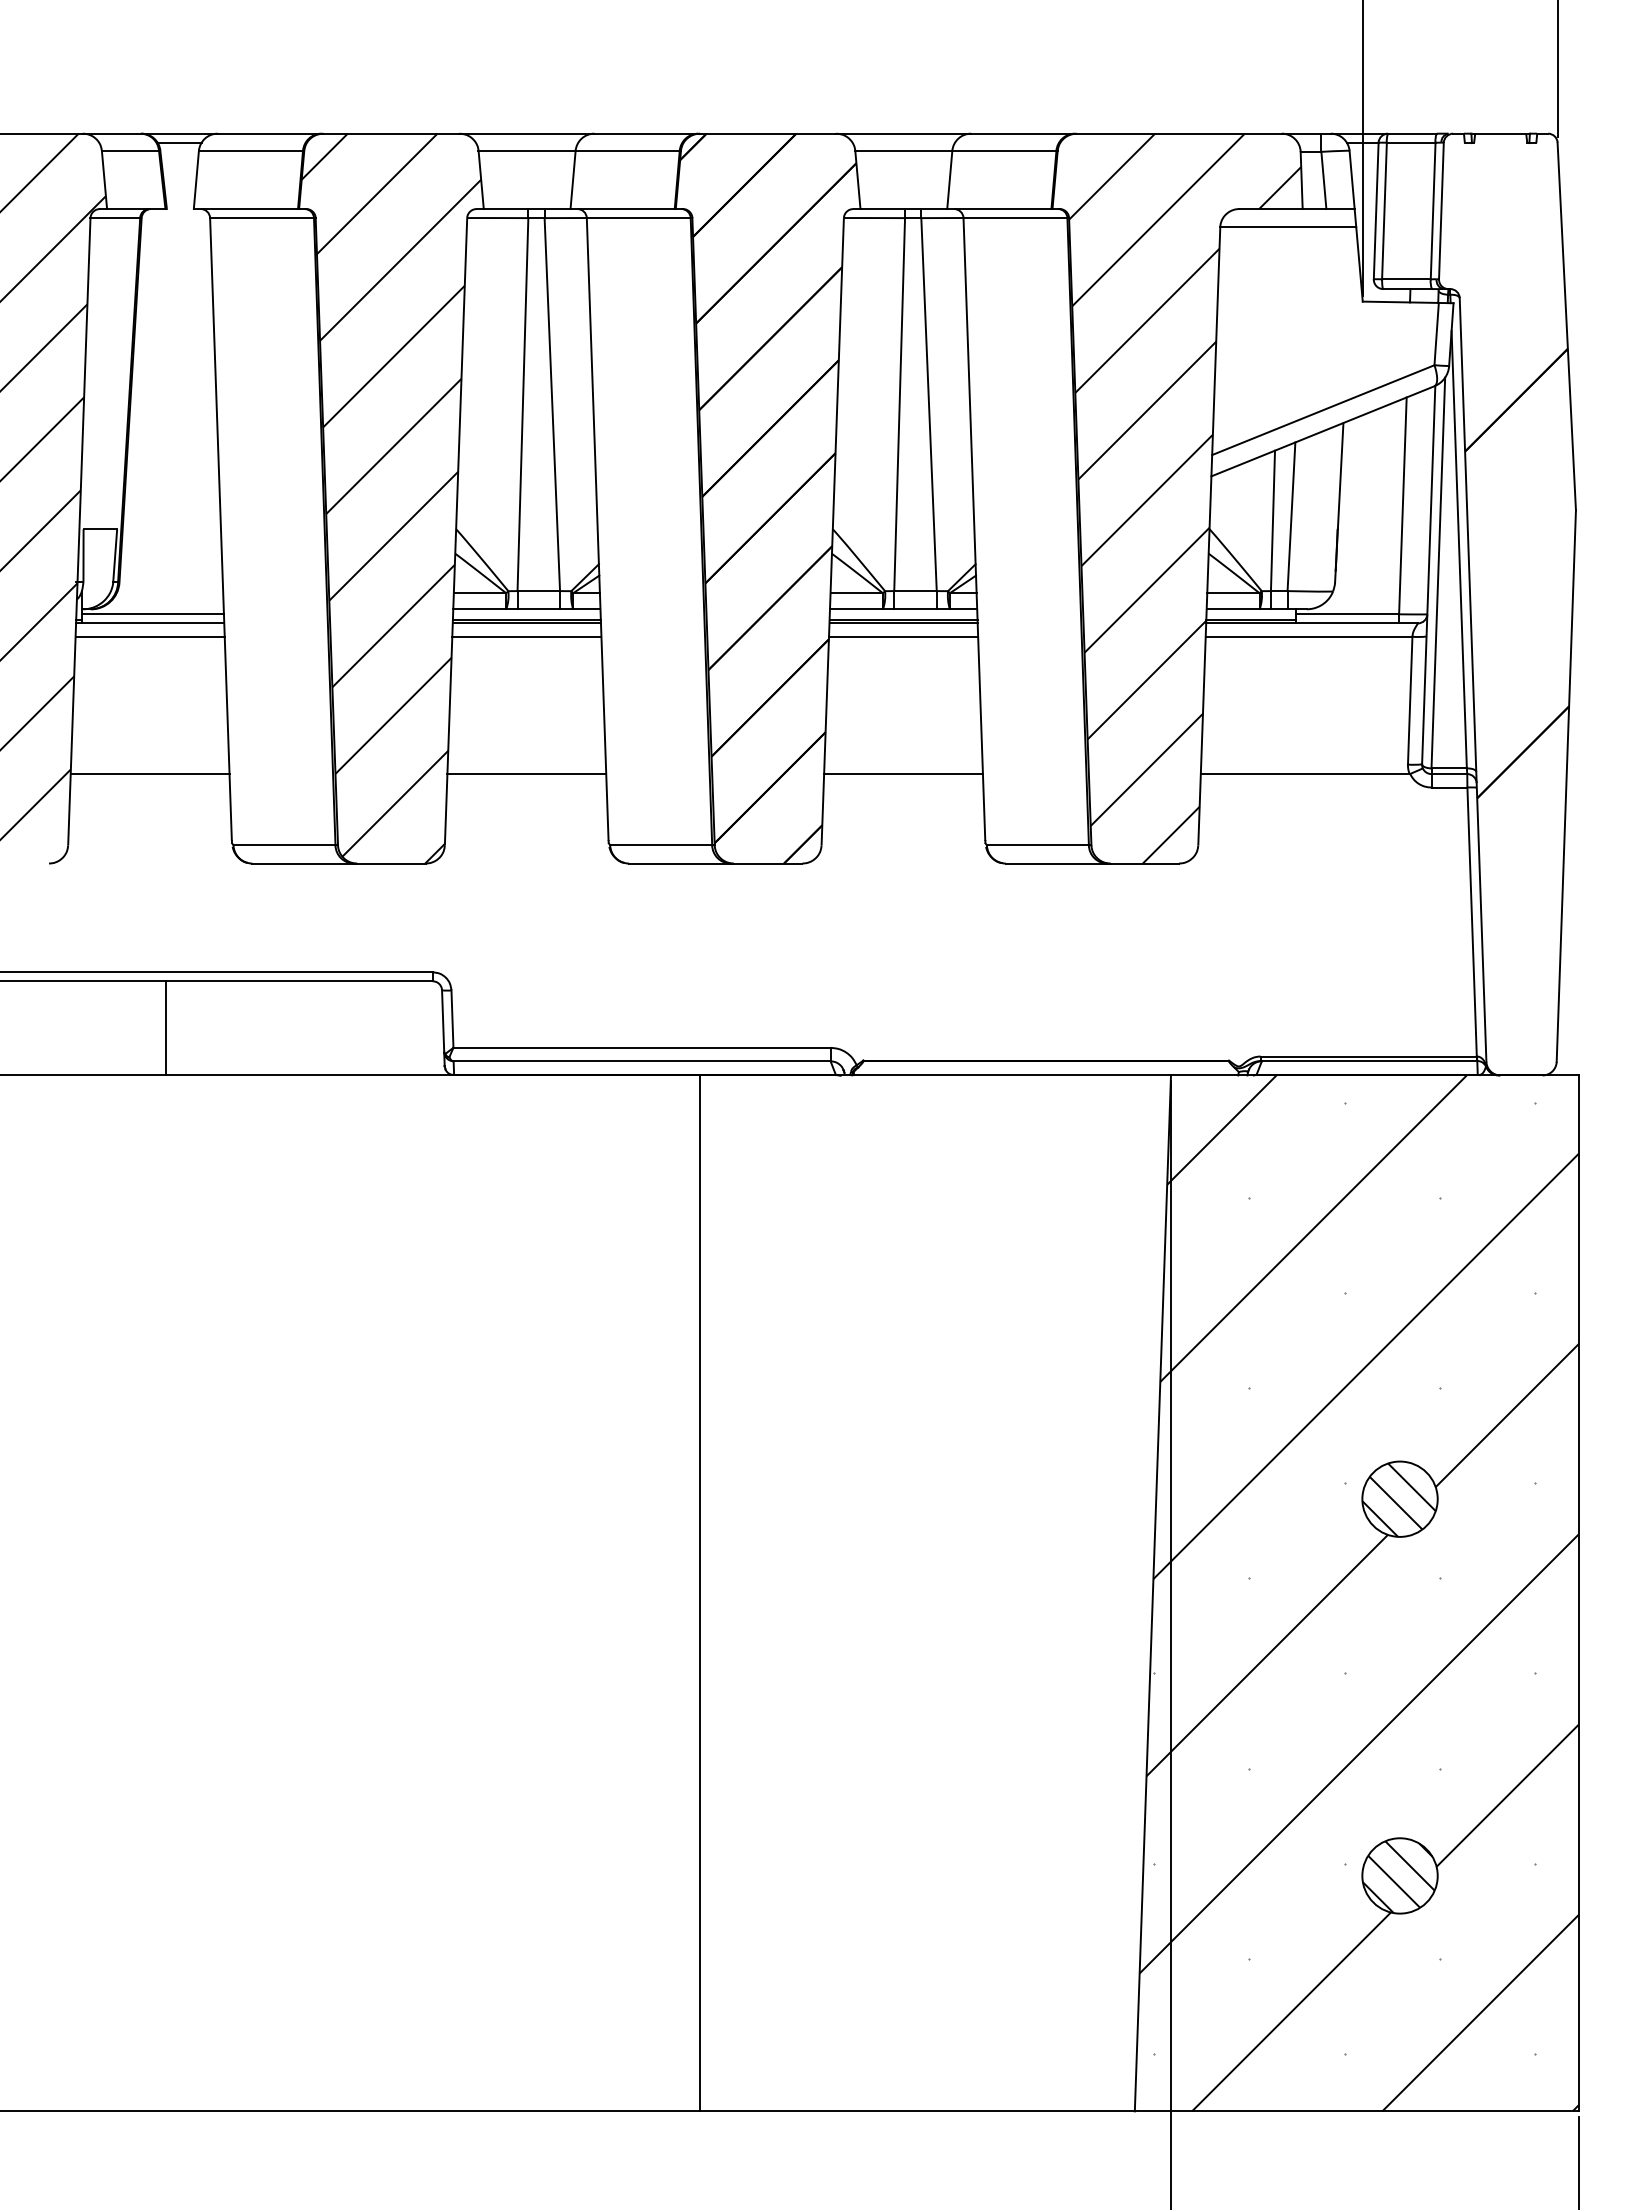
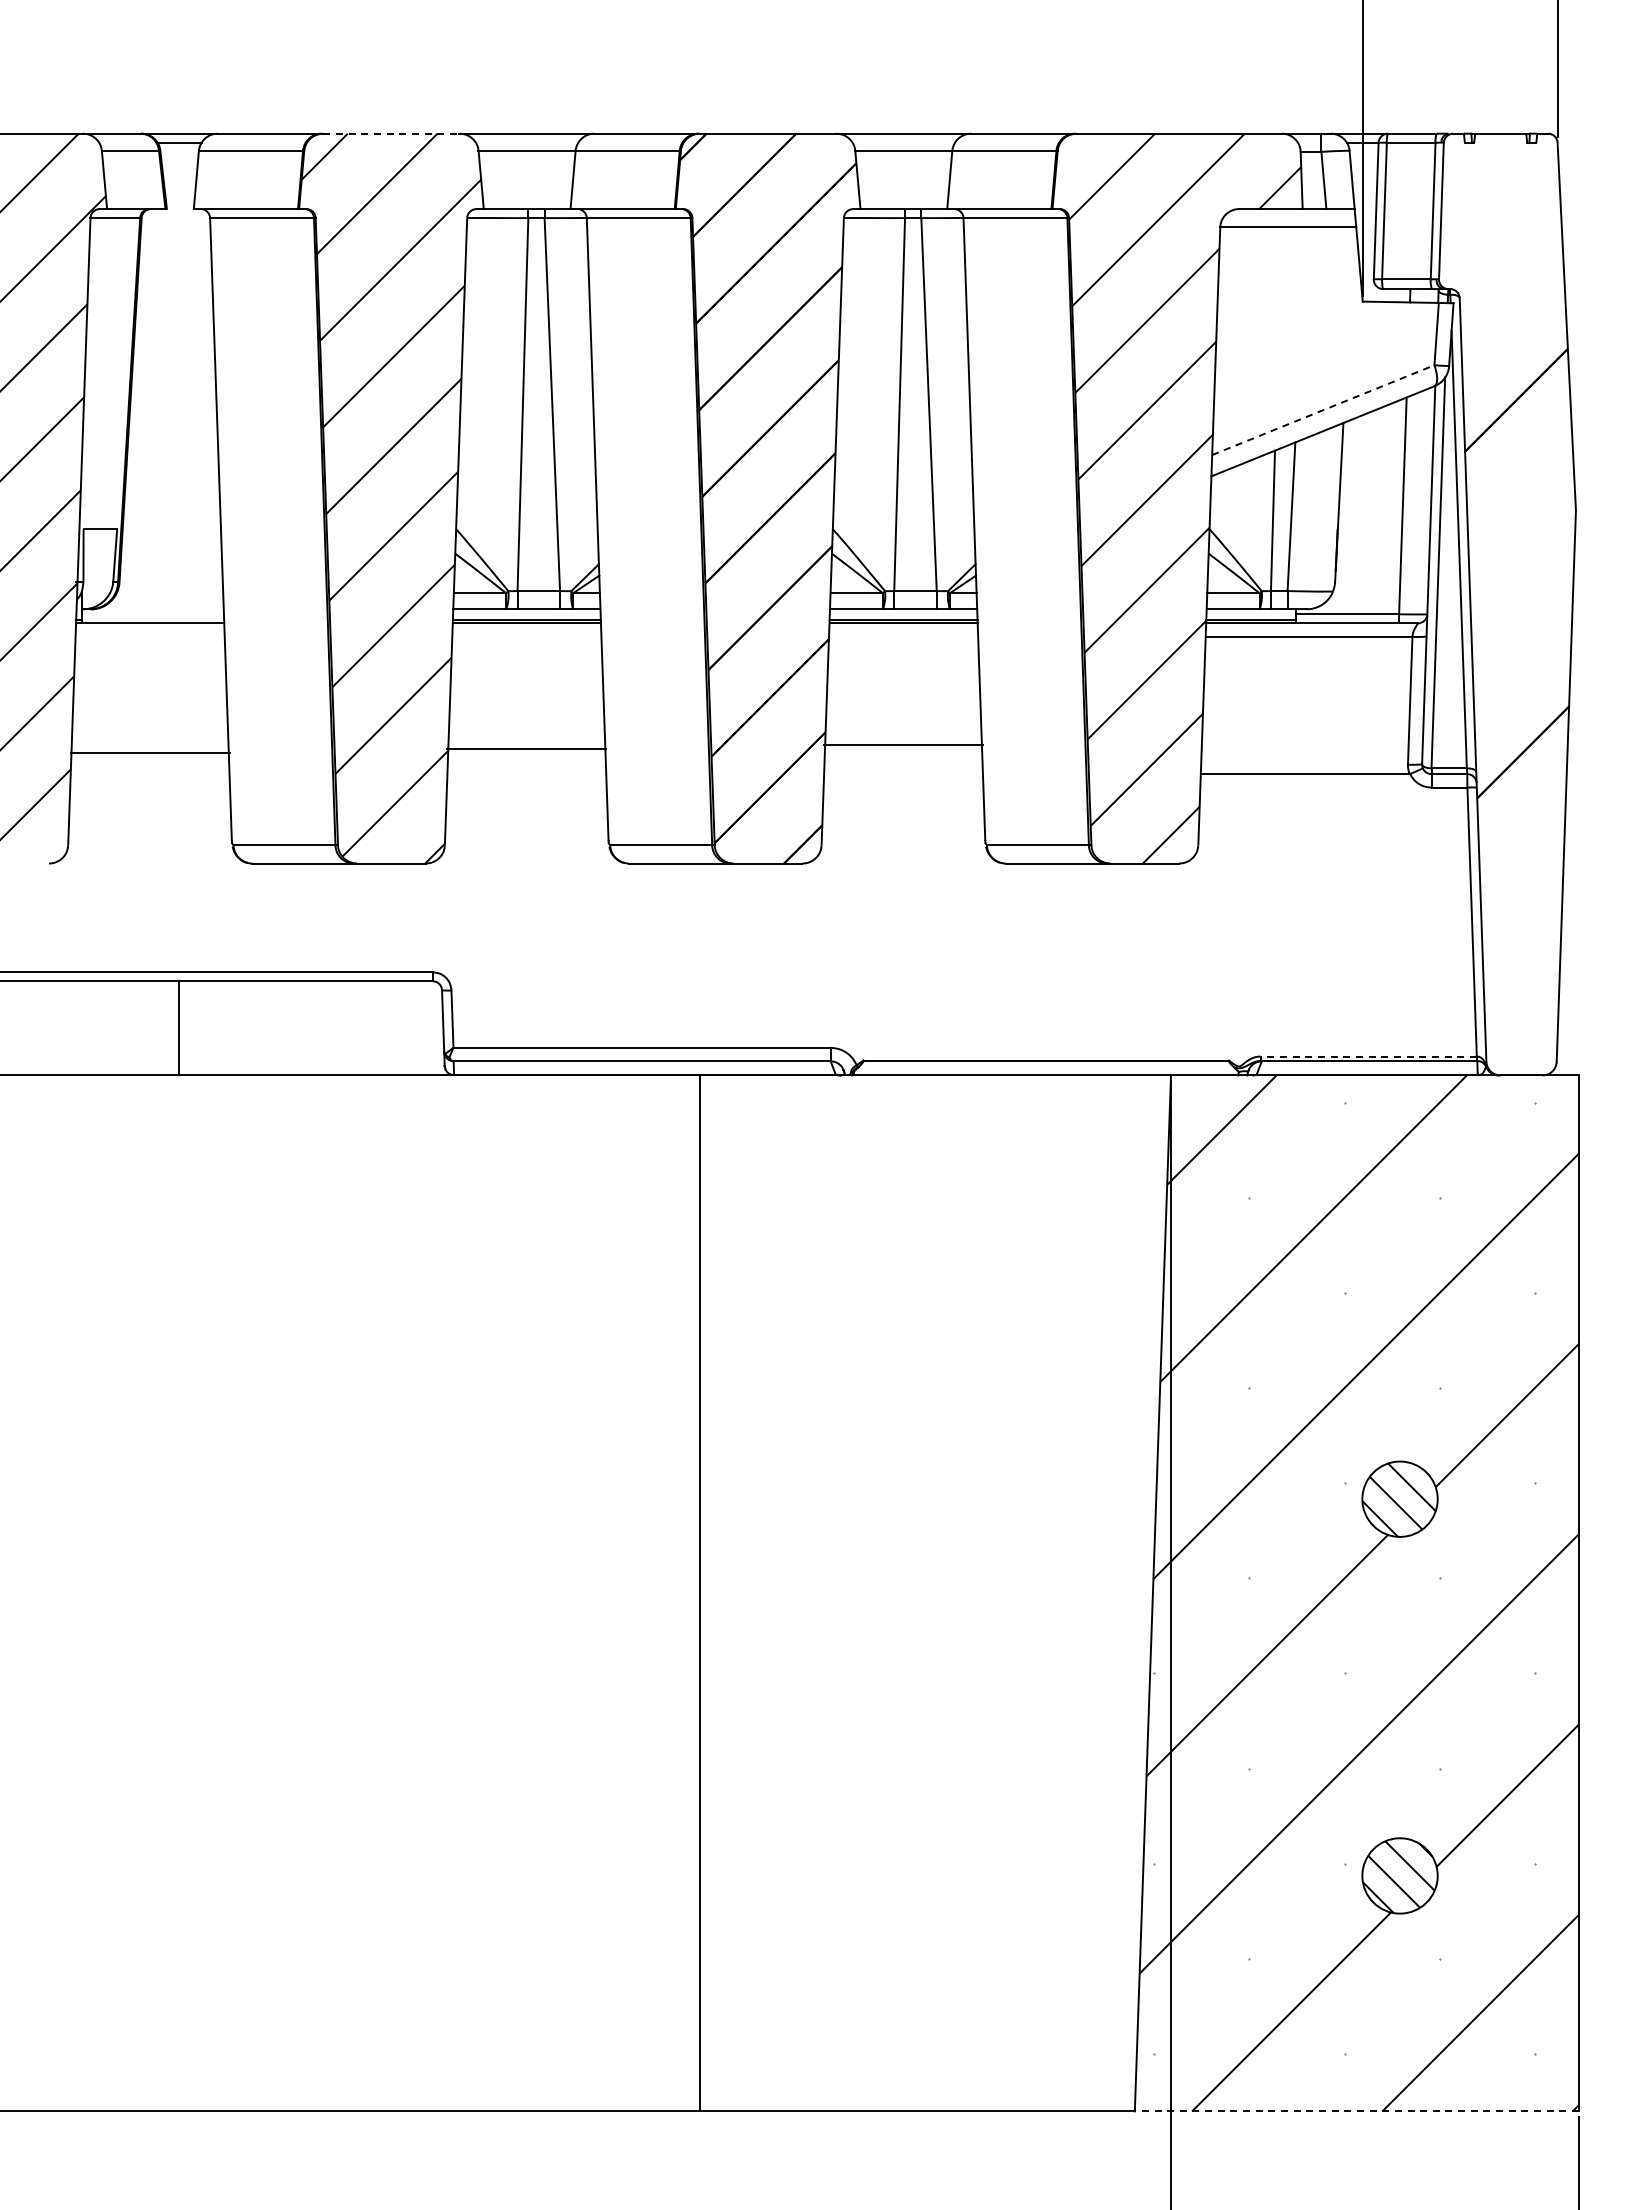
line: solid -> dashed (391, 133)
line: solid -> dashed (1323, 410)
line: present -> none (152, 614)
line: present -> none (149, 636)
line: present -> none (526, 636)
line: present -> none (903, 636)
line position: (149, 774) -> (149, 753) (149, 753)
line position: (526, 774) -> (526, 749) (526, 749)
line position: (903, 774) -> (903, 745) (903, 745)
line position: (166, 1028) -> (179, 1028) (179, 1028)
line: solid -> dashed (1368, 1056)
line: solid -> dashed (1356, 2111)
